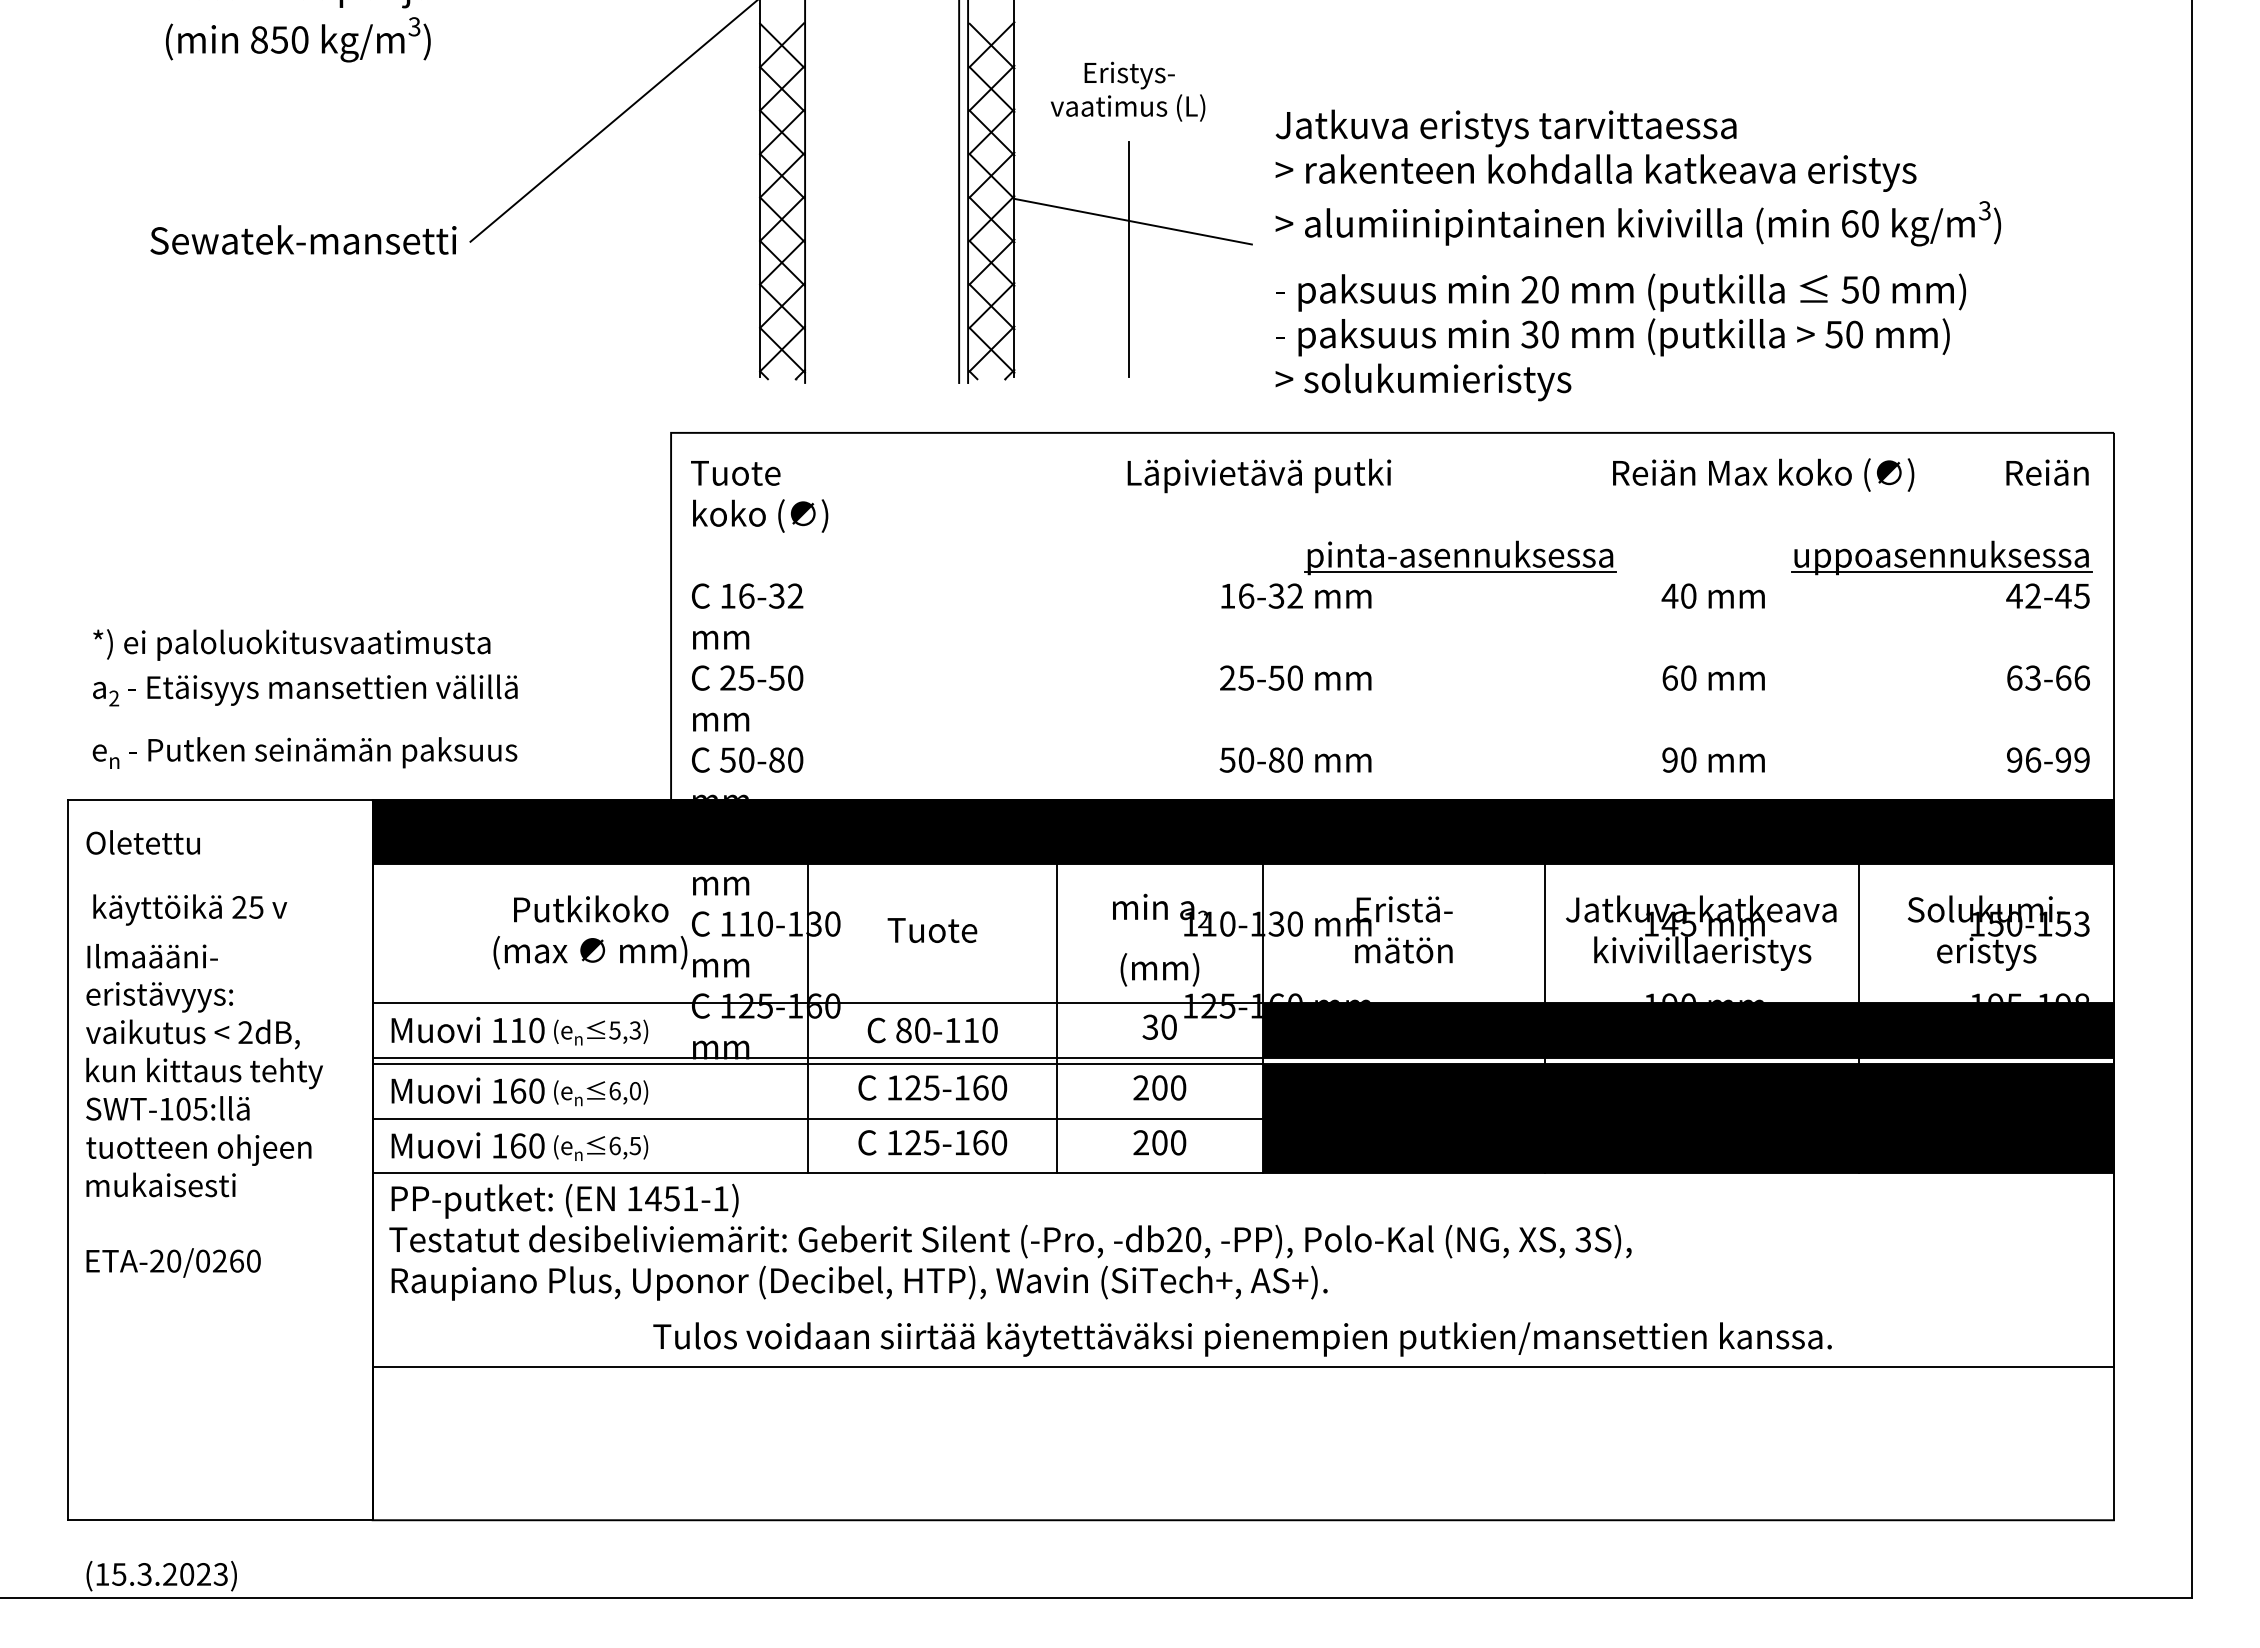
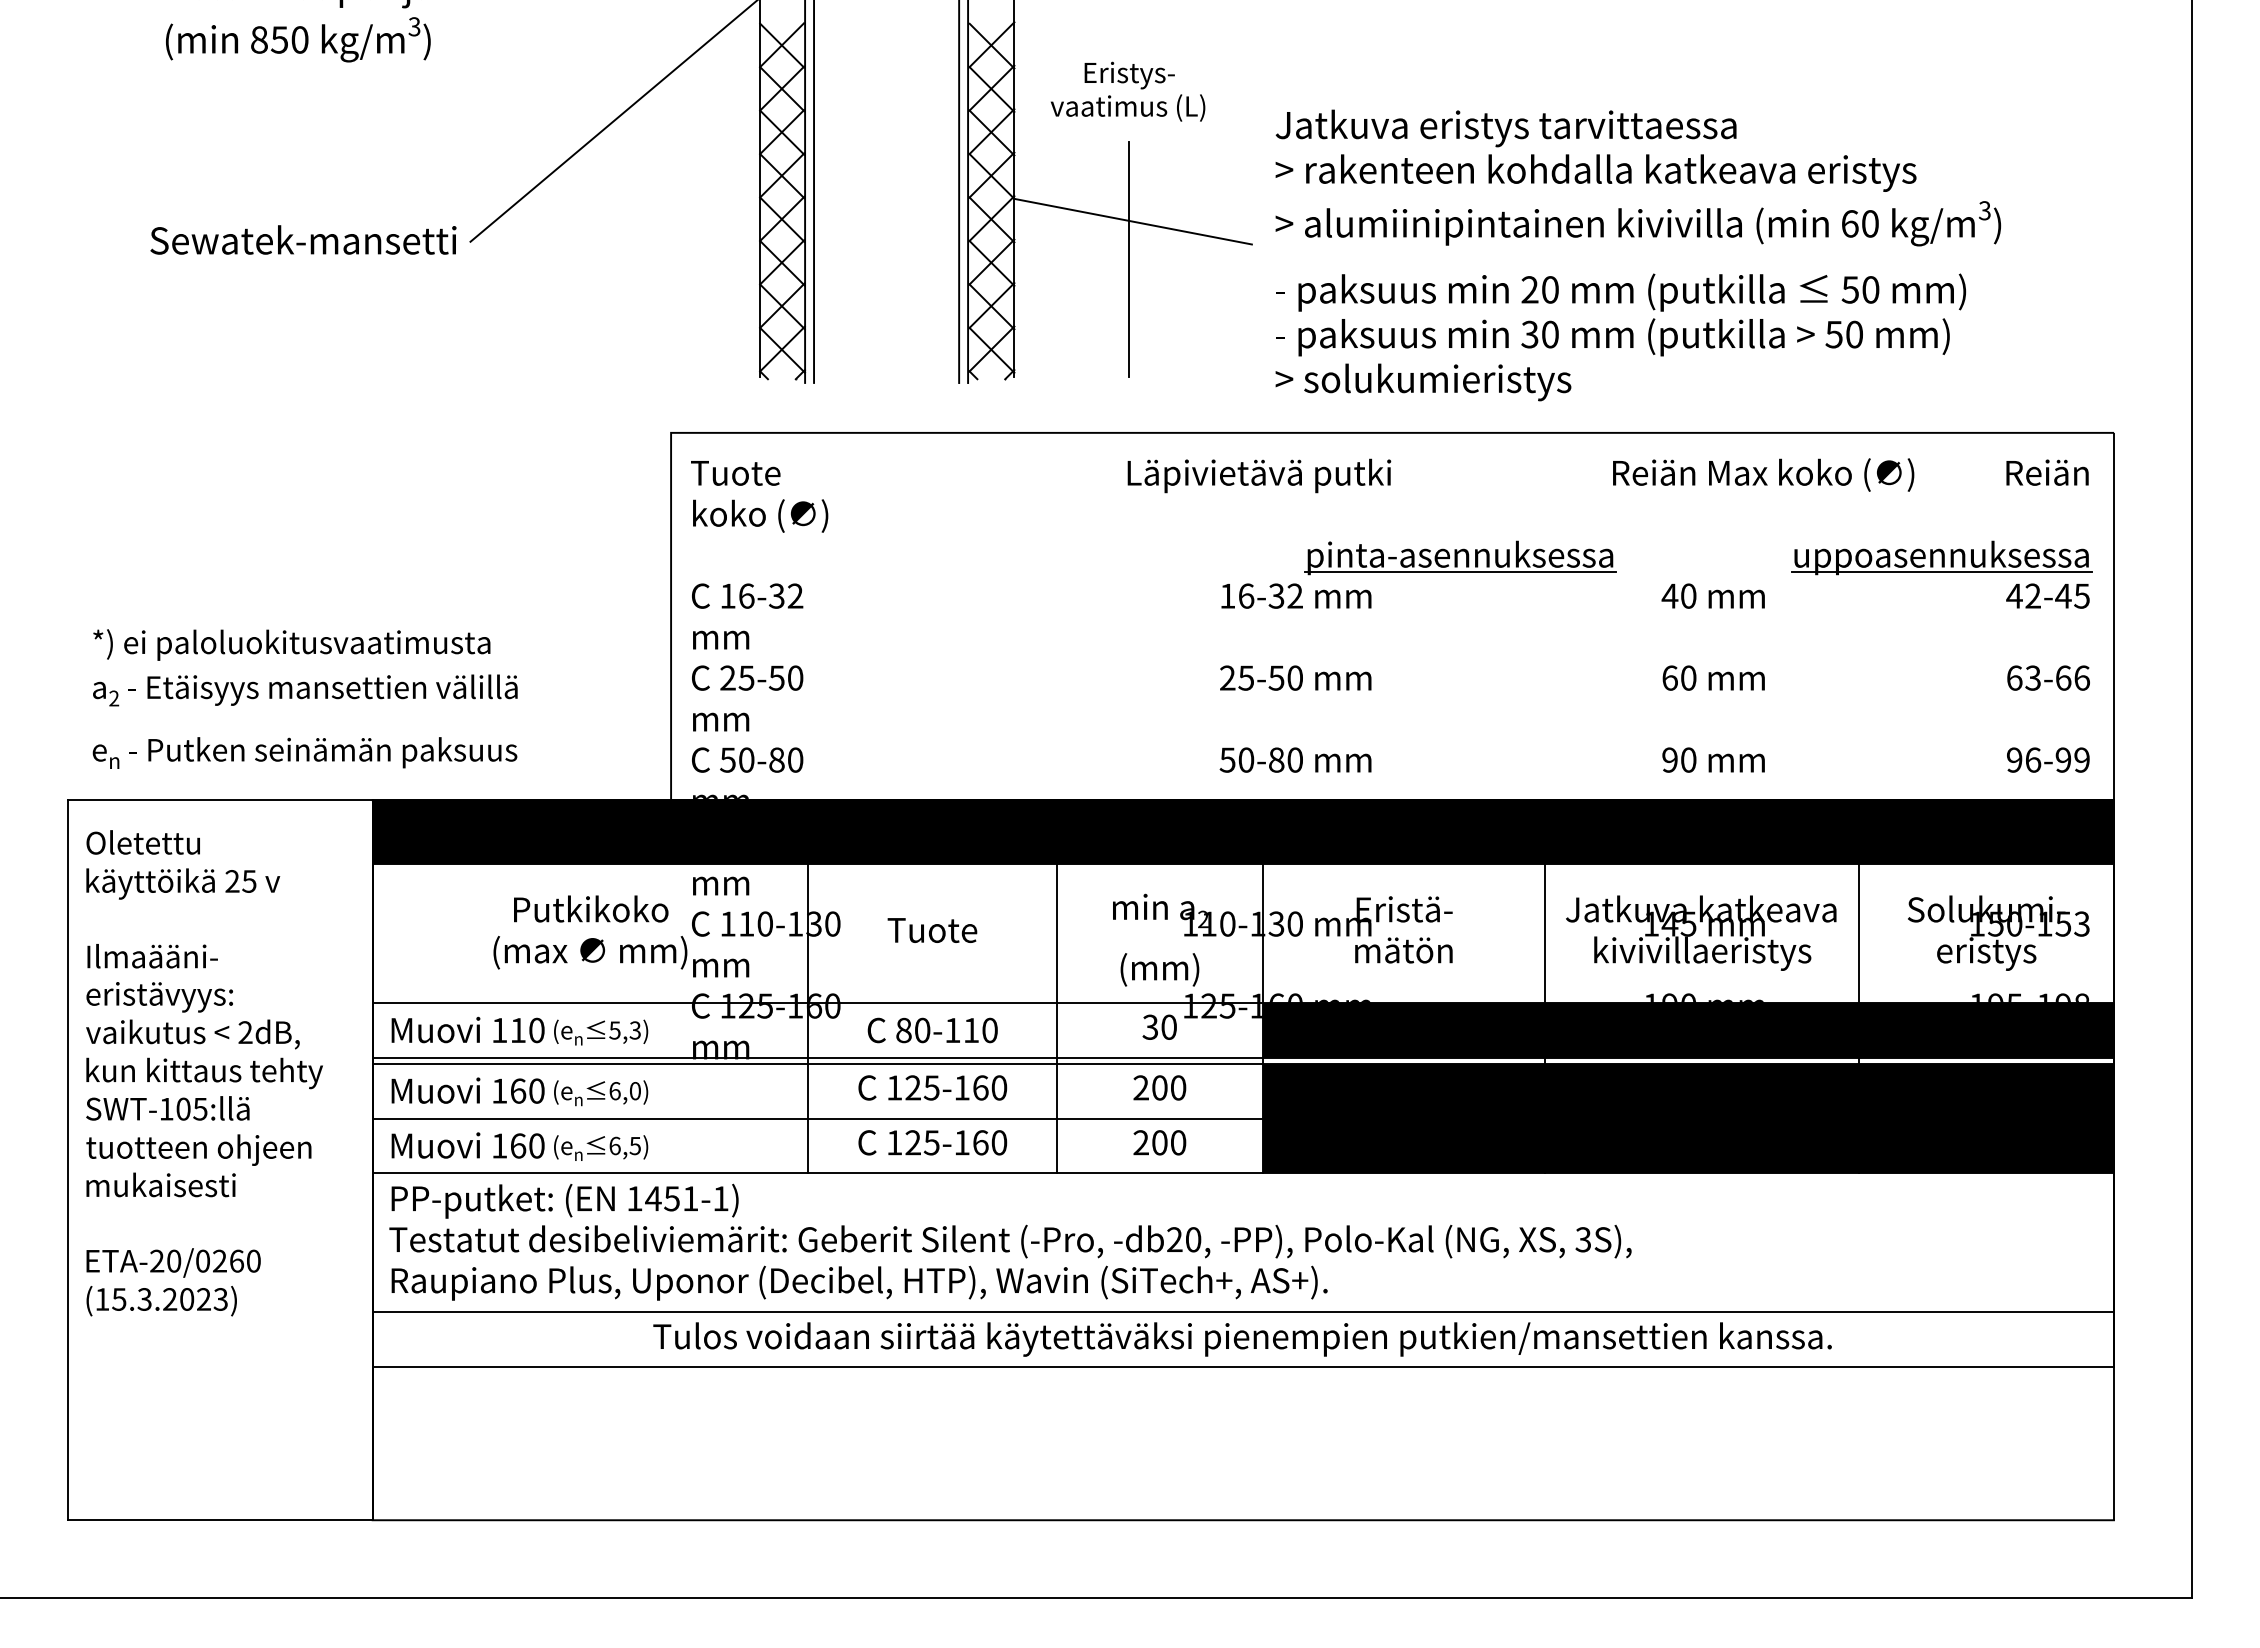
line: none -> present (814, 192)
text position: (190, 909) -> (183, 883) (183, 883)
line: none -> present (1242, 1312)
text position: (161, 1576) -> (161, 1301) (161, 1301)
